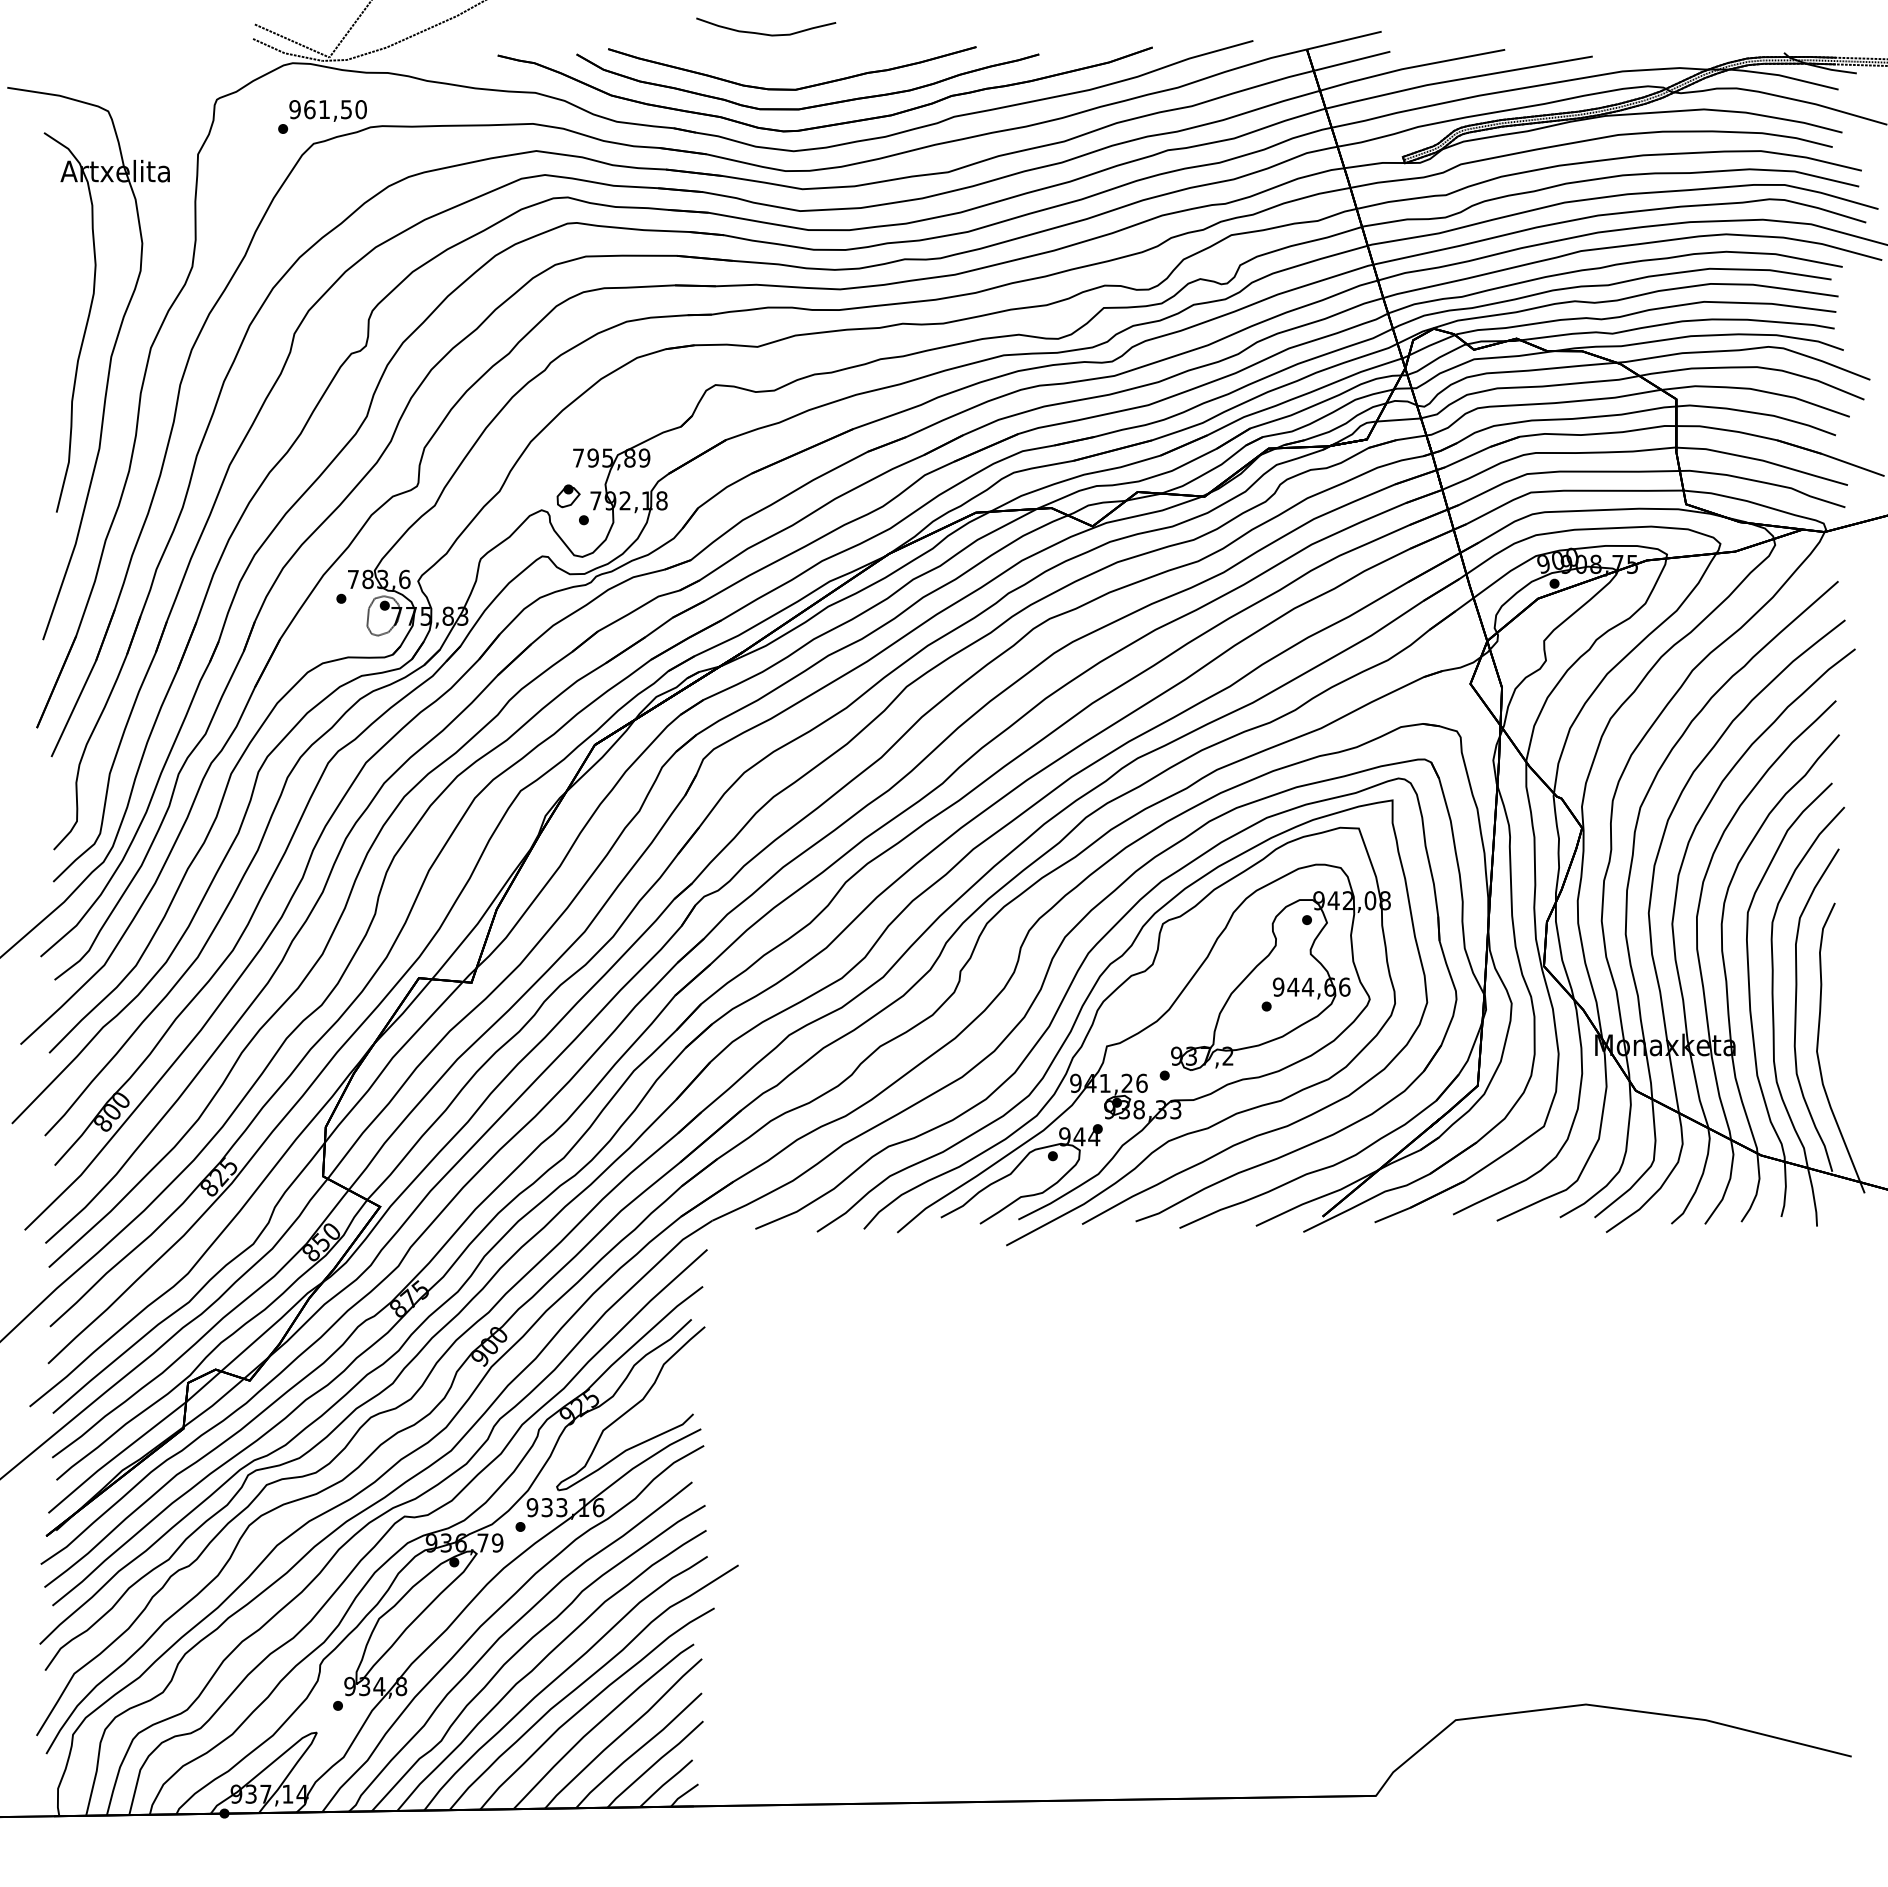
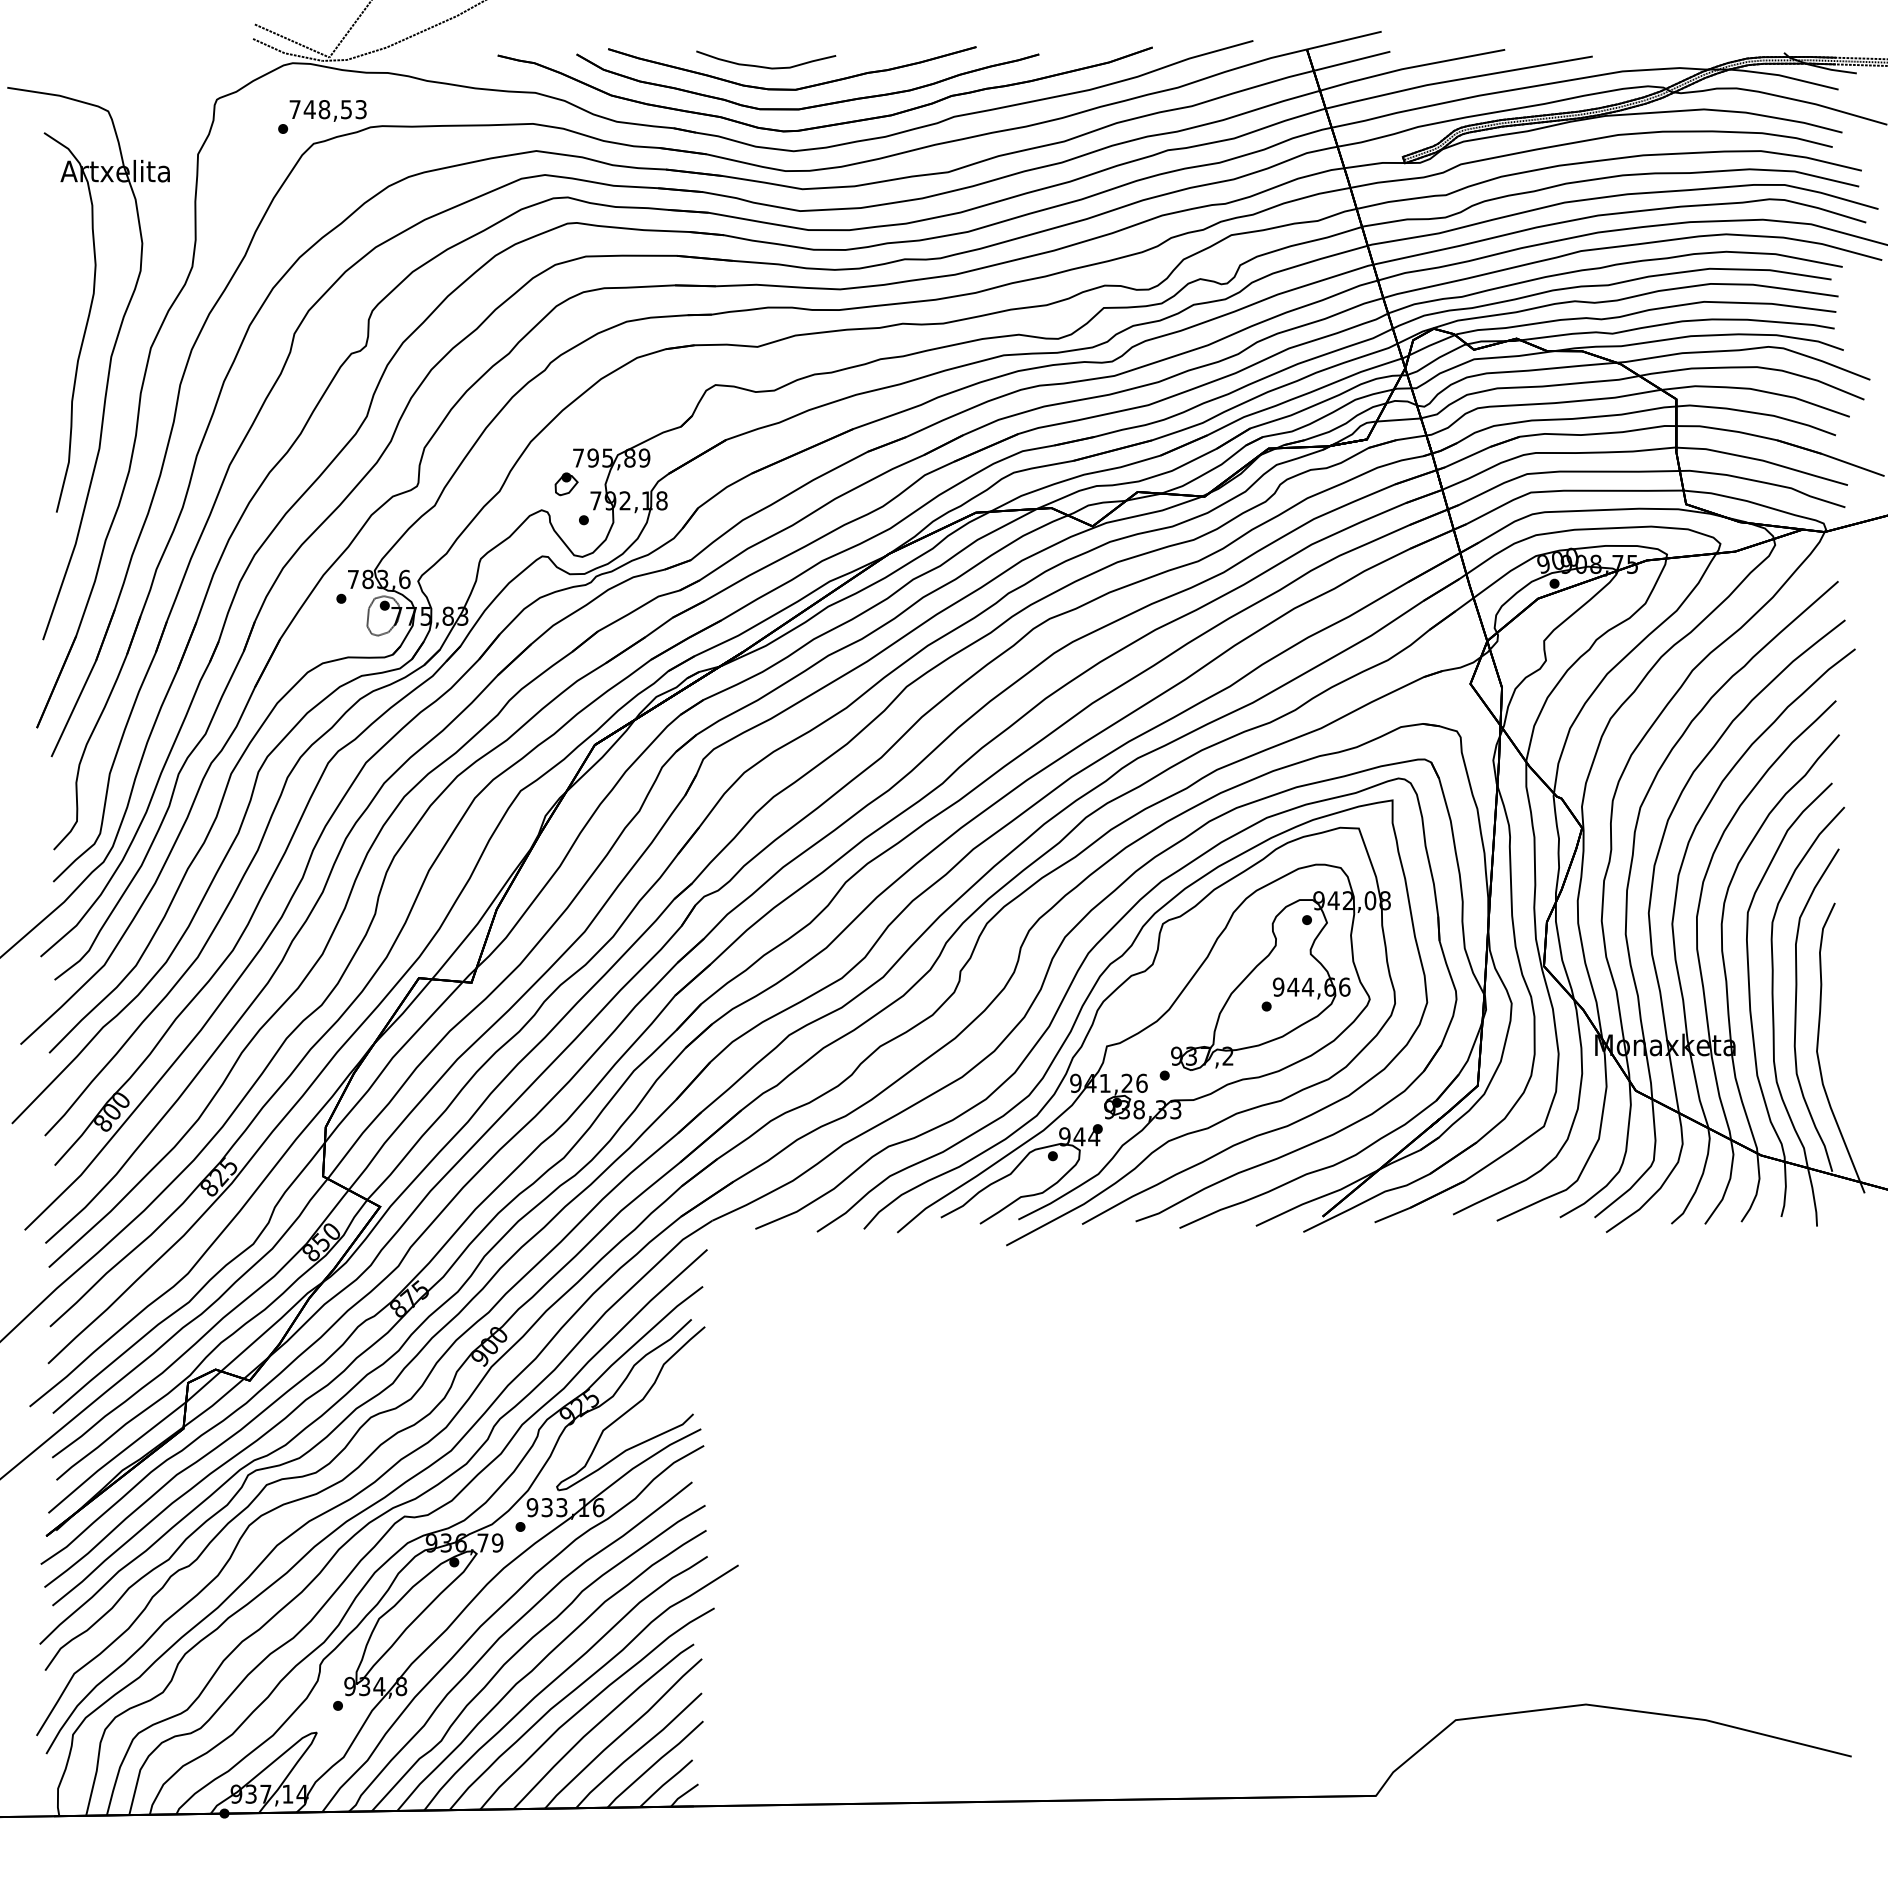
curve position: (766, 33) -> (766, 66) (766, 66)
text: 961,50 -> 748,53 (327, 109)
part position: (568, 496) -> (566, 484) (566, 484)
